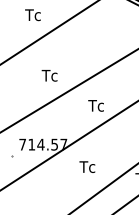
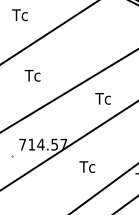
text position: (32, 15) -> (19, 15) (19, 15)
text position: (49, 75) -> (32, 75) (32, 75)
text position: (95, 105) -> (102, 98) (102, 98)
